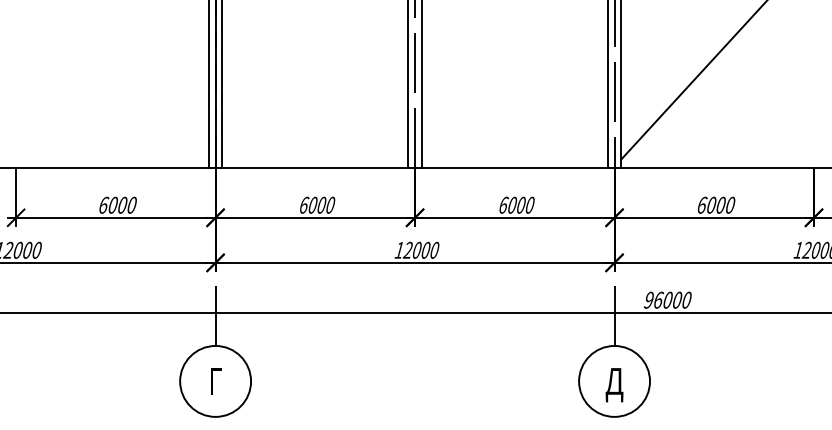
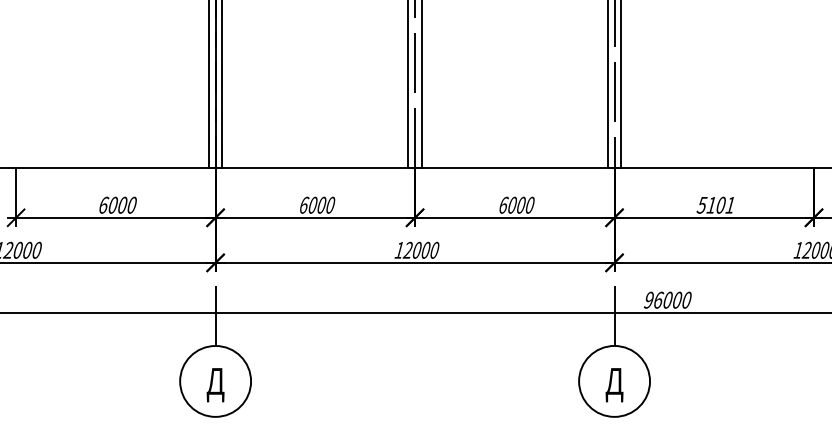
line: present -> none (693, 80)
text: 6000 -> 5101 (715, 204)
text: Г -> Д (215, 385)
